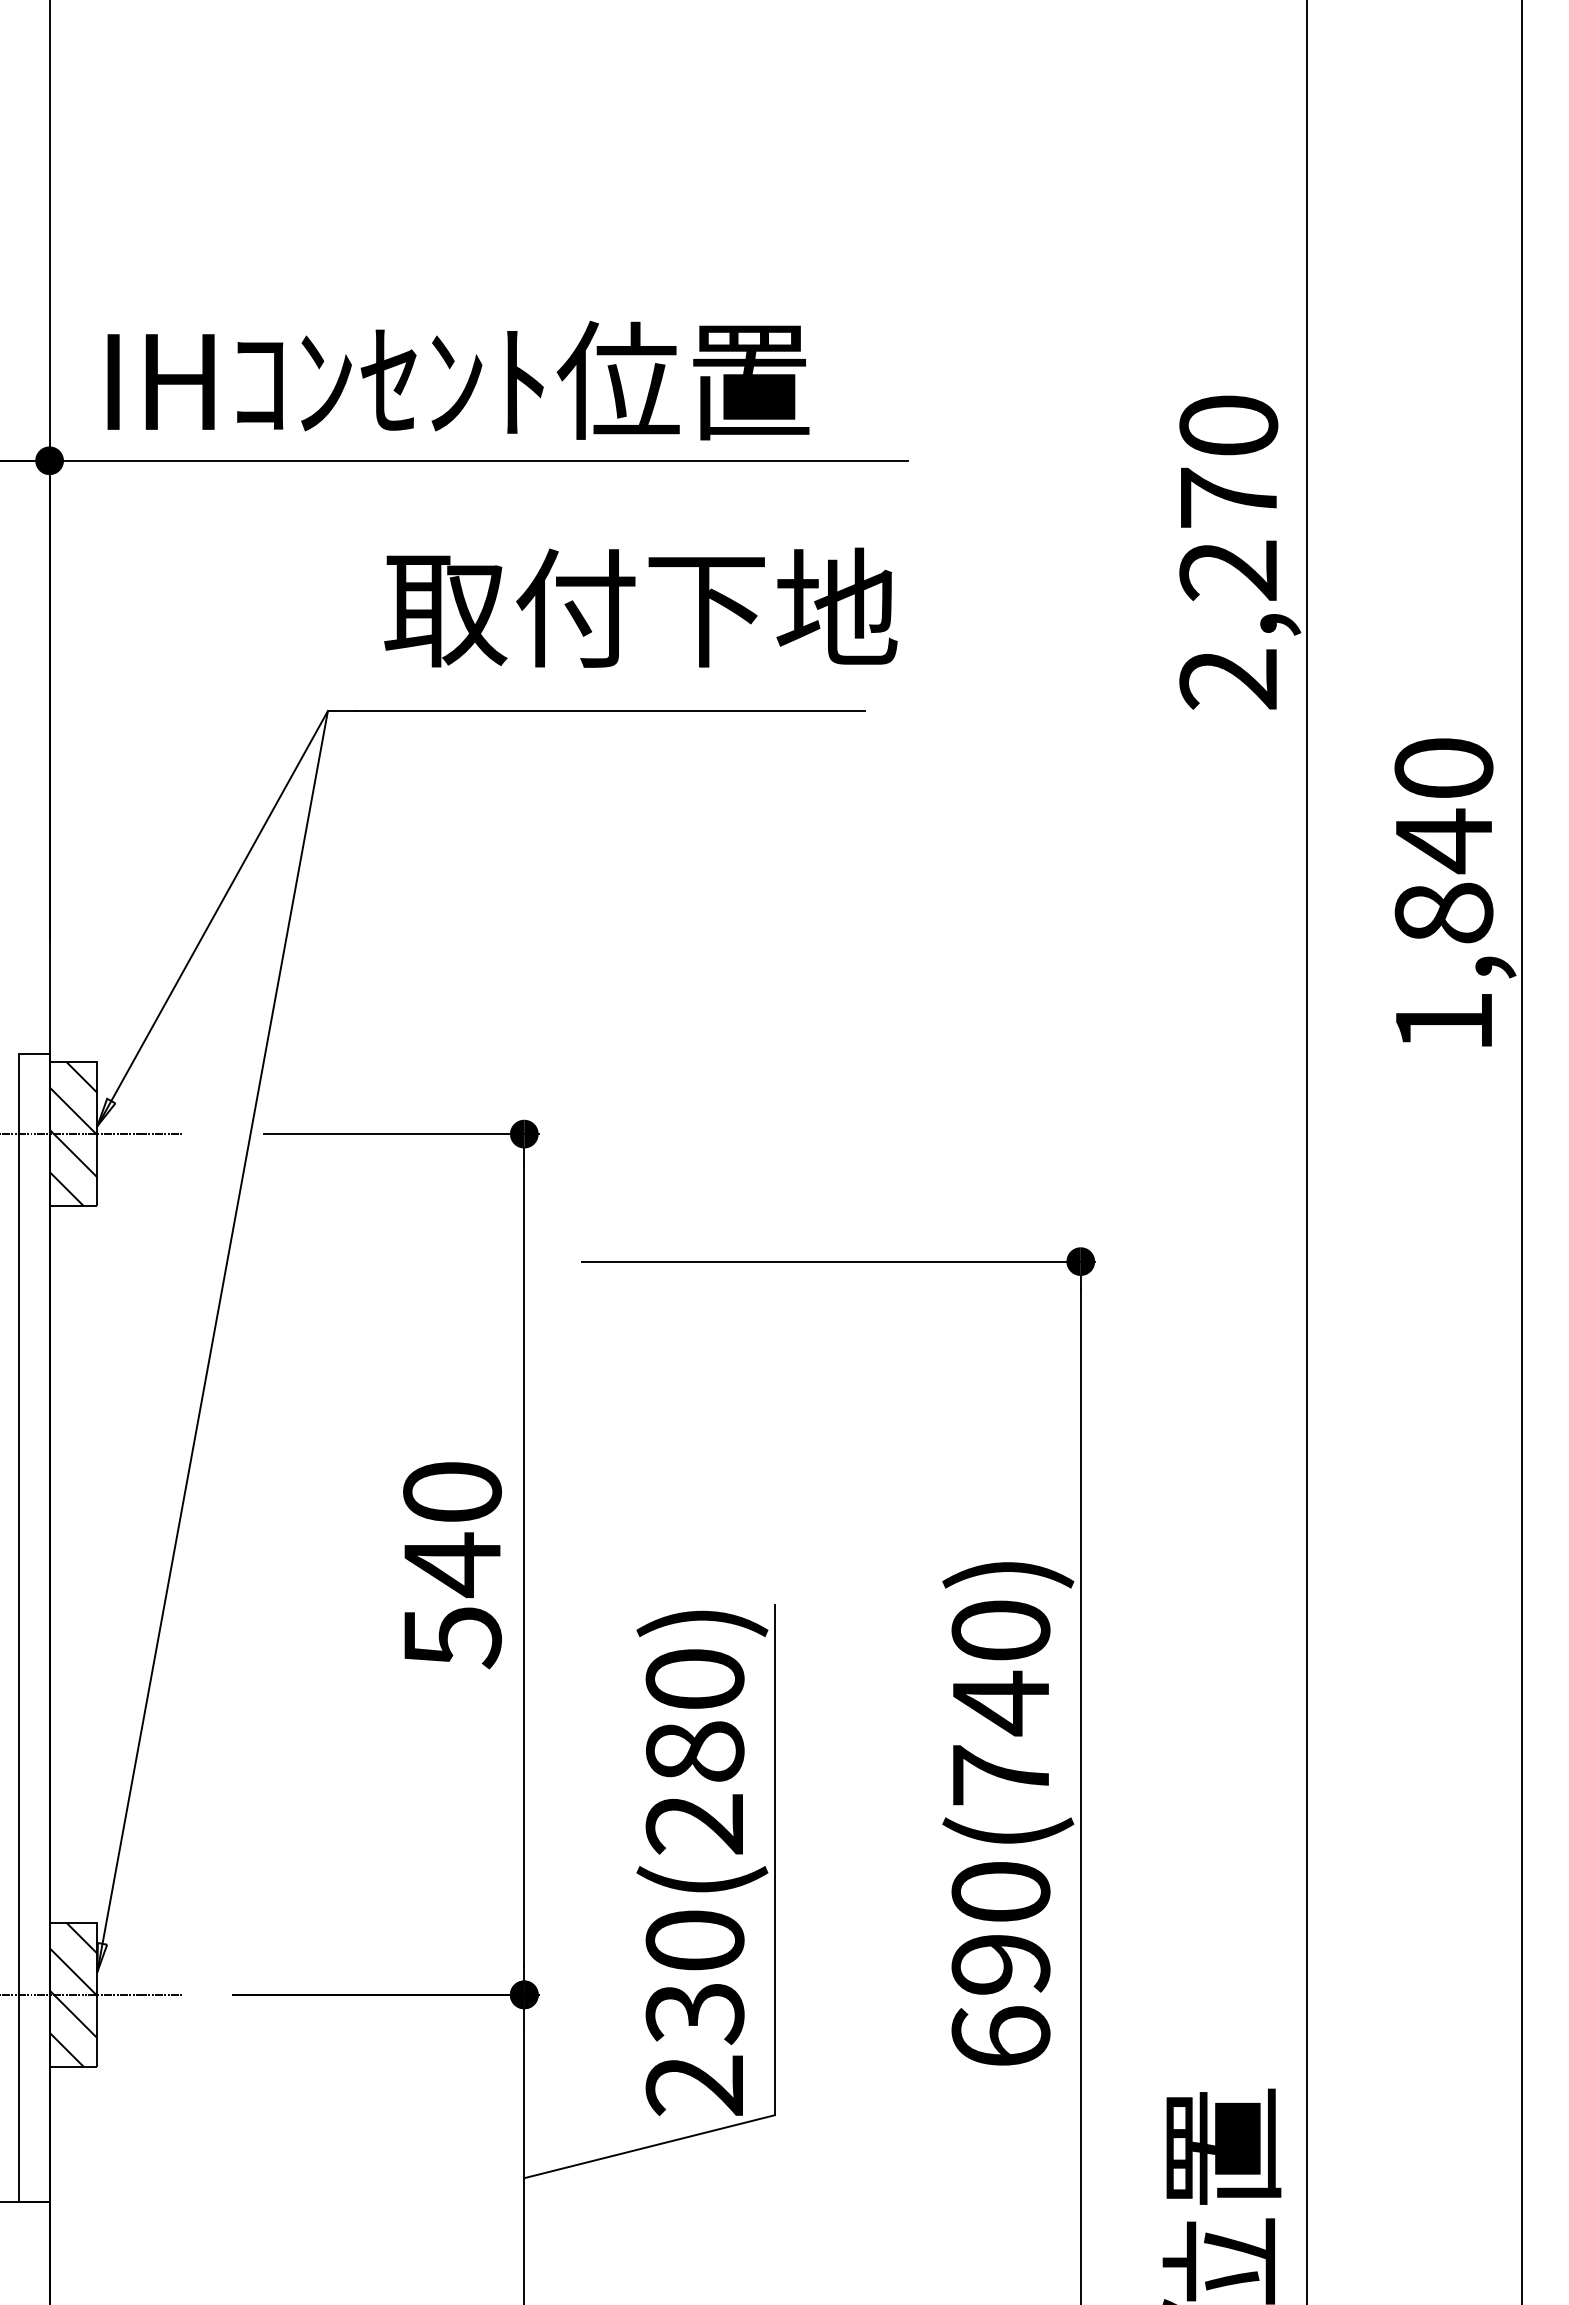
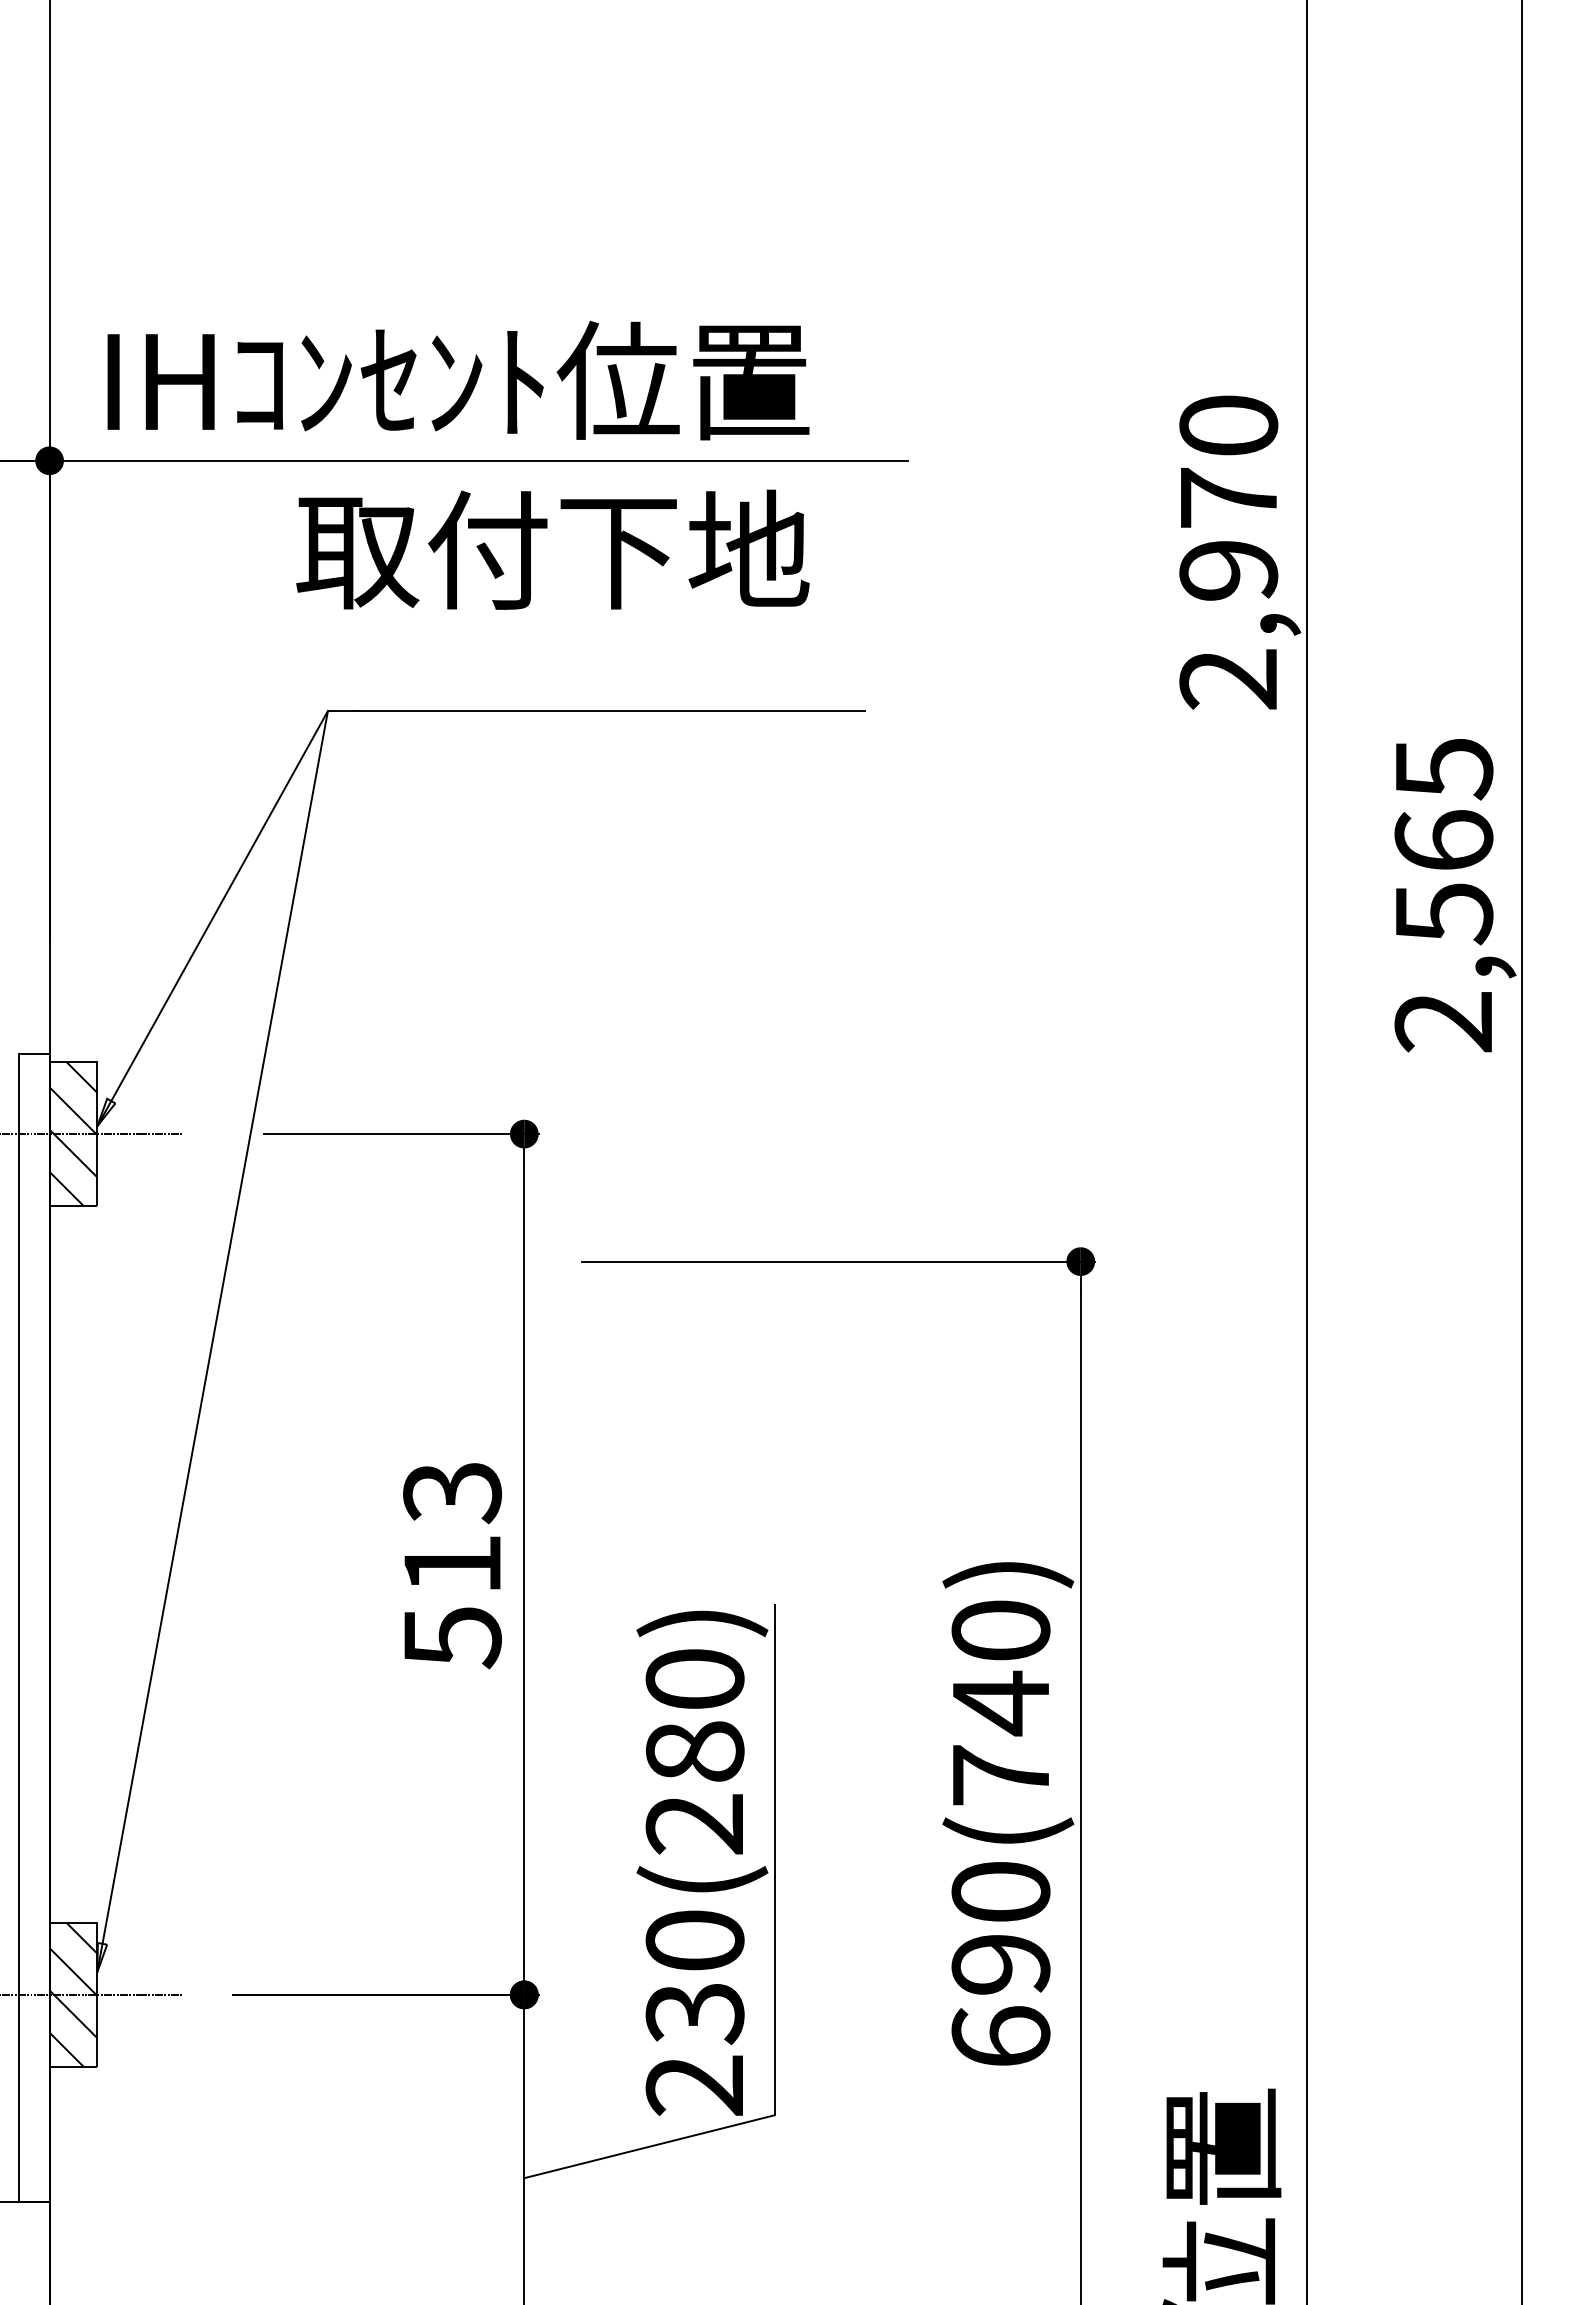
text: 2,270 -> 2,970 (1228, 570)
text position: (640, 607) -> (552, 549) (552, 549)
text: 1,840 -> 2,565 (1443, 895)
text: 540 -> 513 (452, 1529)
